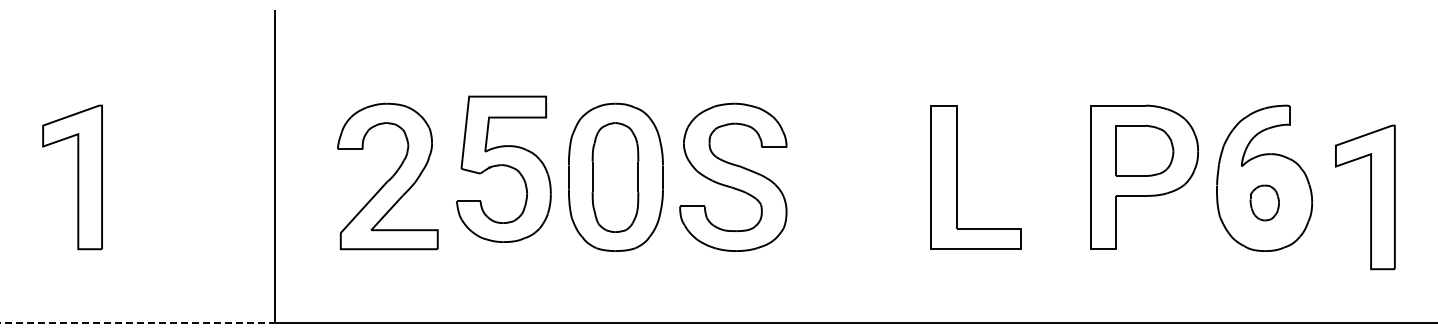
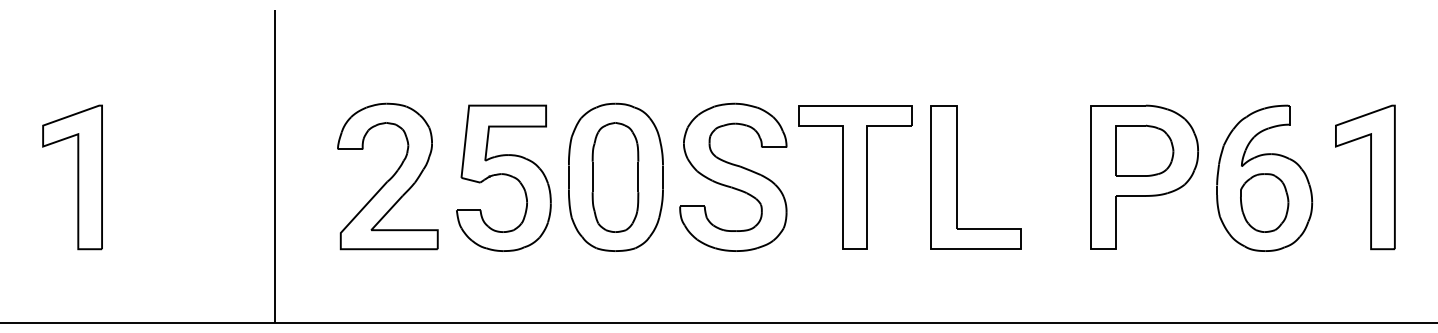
part position: (503, 168) -> (503, 177) (503, 177)
part: none -> present (855, 177)
part position: (1365, 197) -> (1365, 177) (1365, 177)
part size: 31x38 px -> 50x60 px (1264, 202)
line: dashed -> solid (138, 322)
